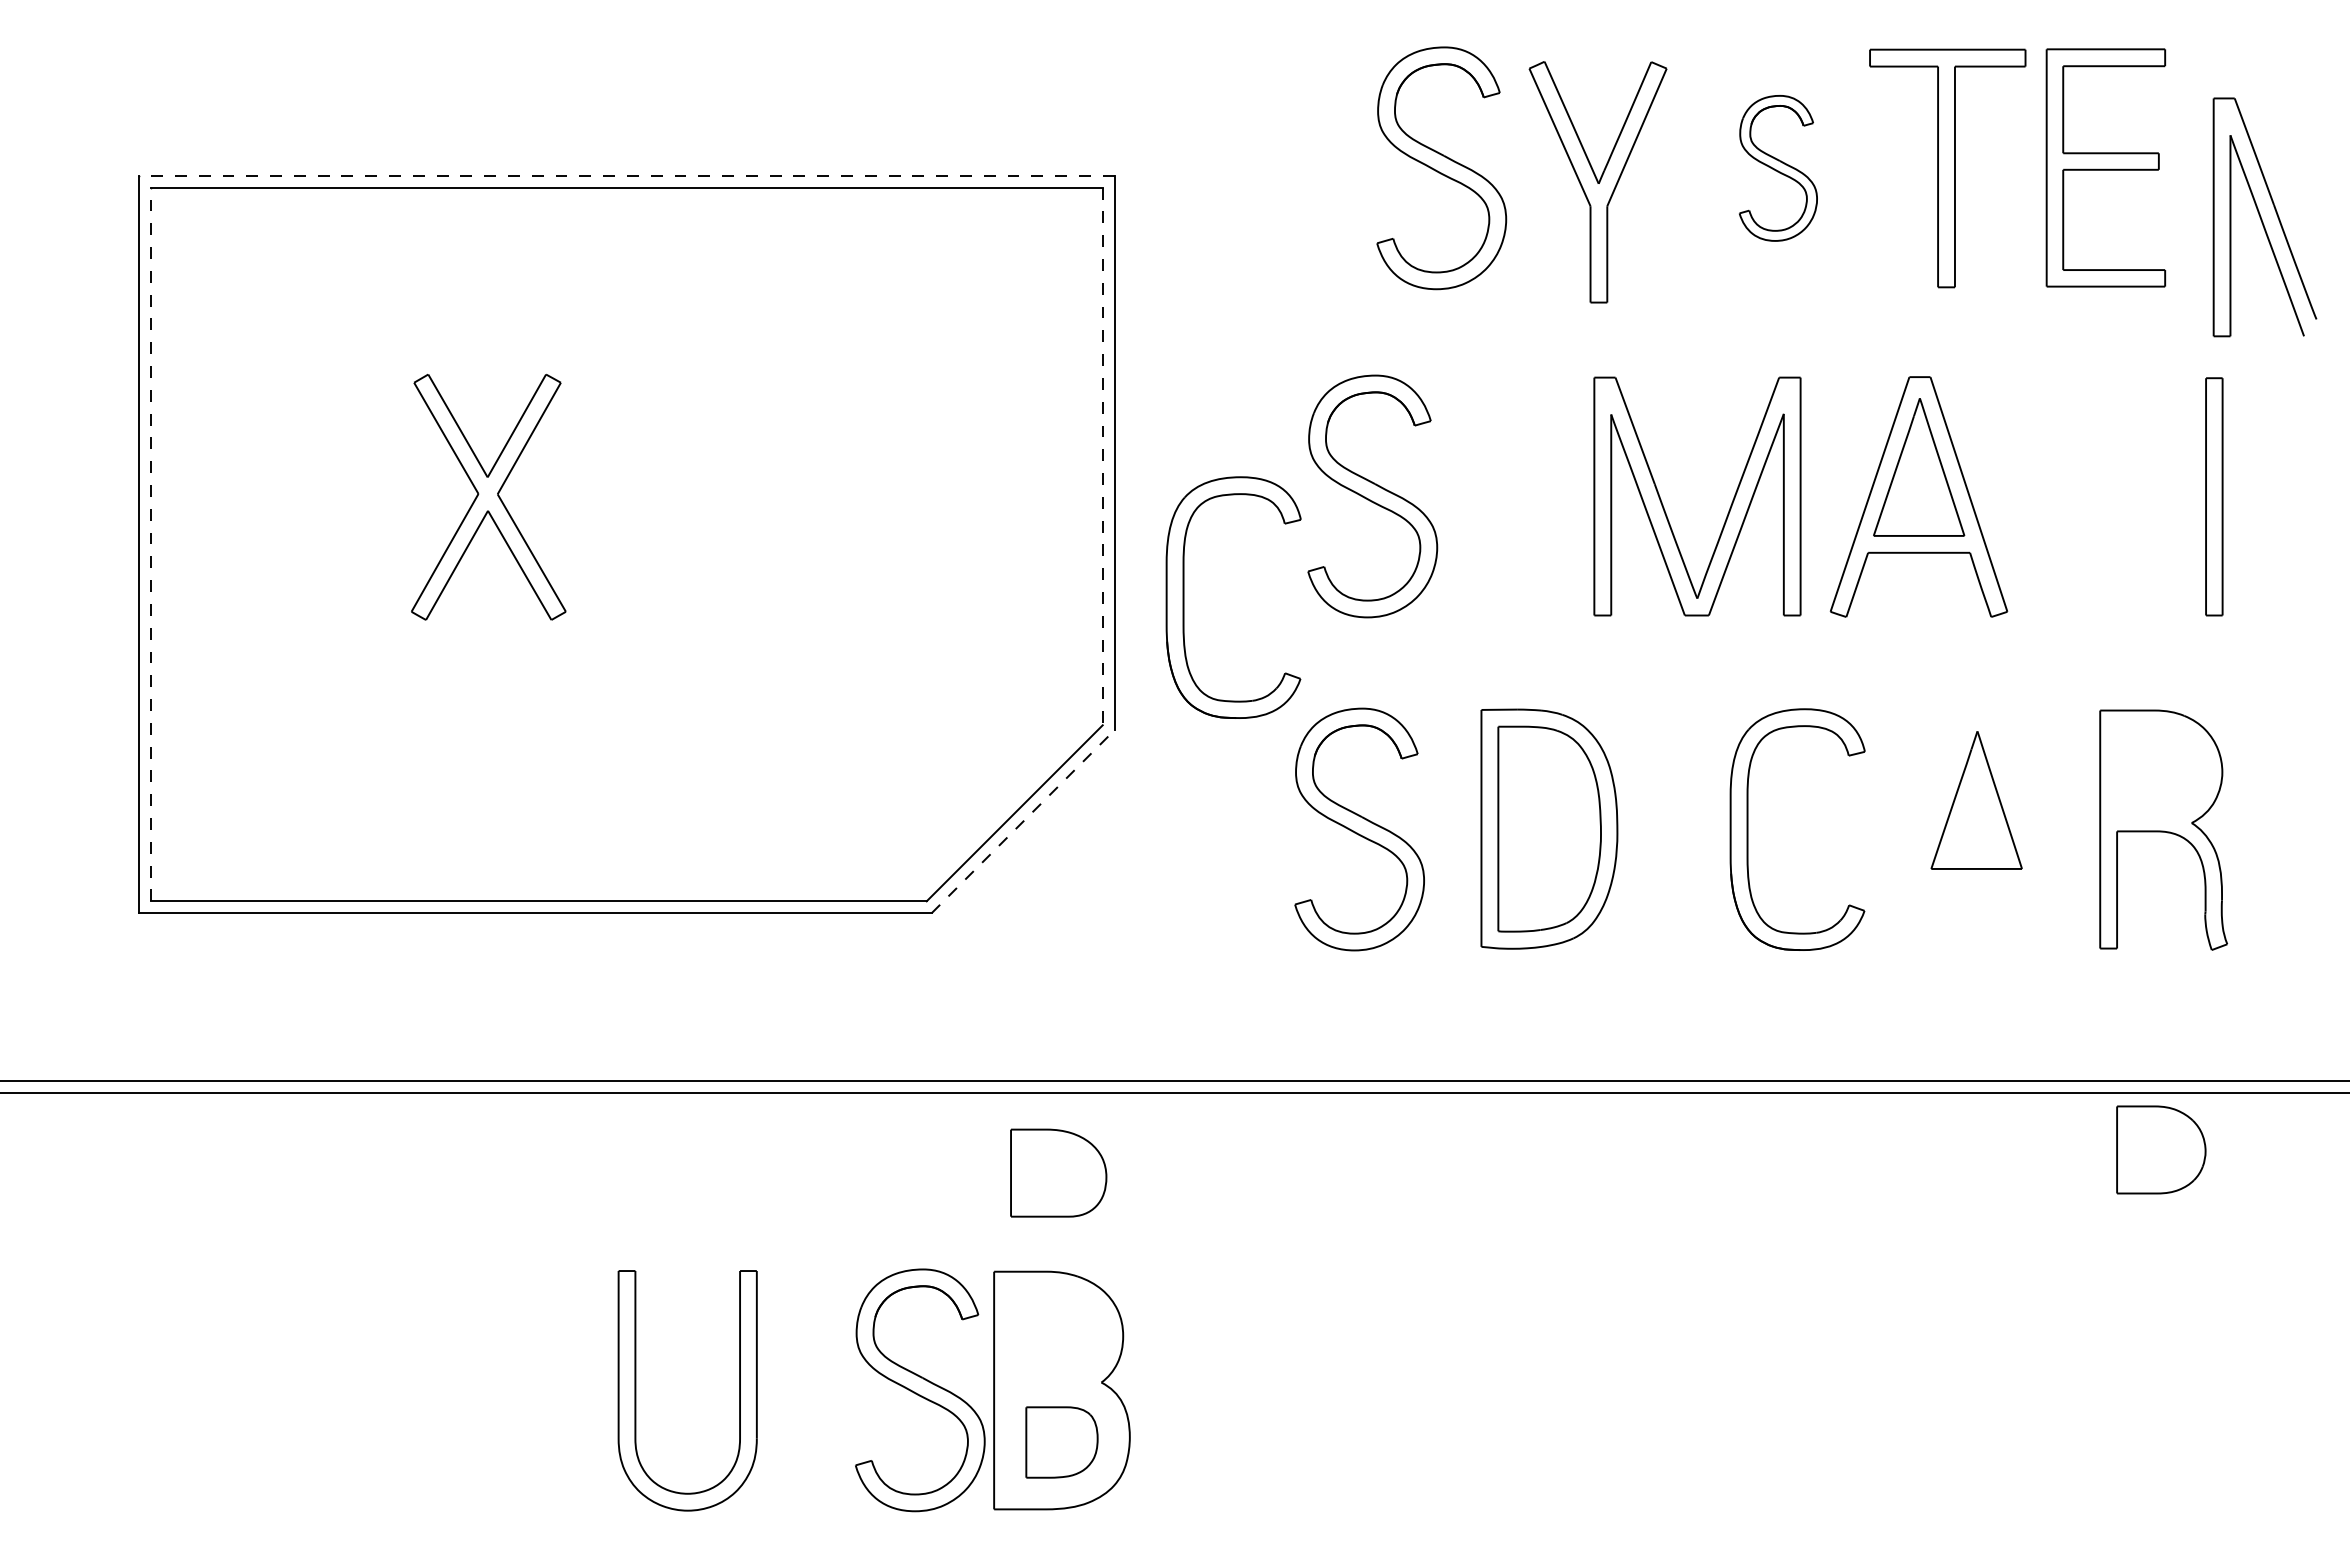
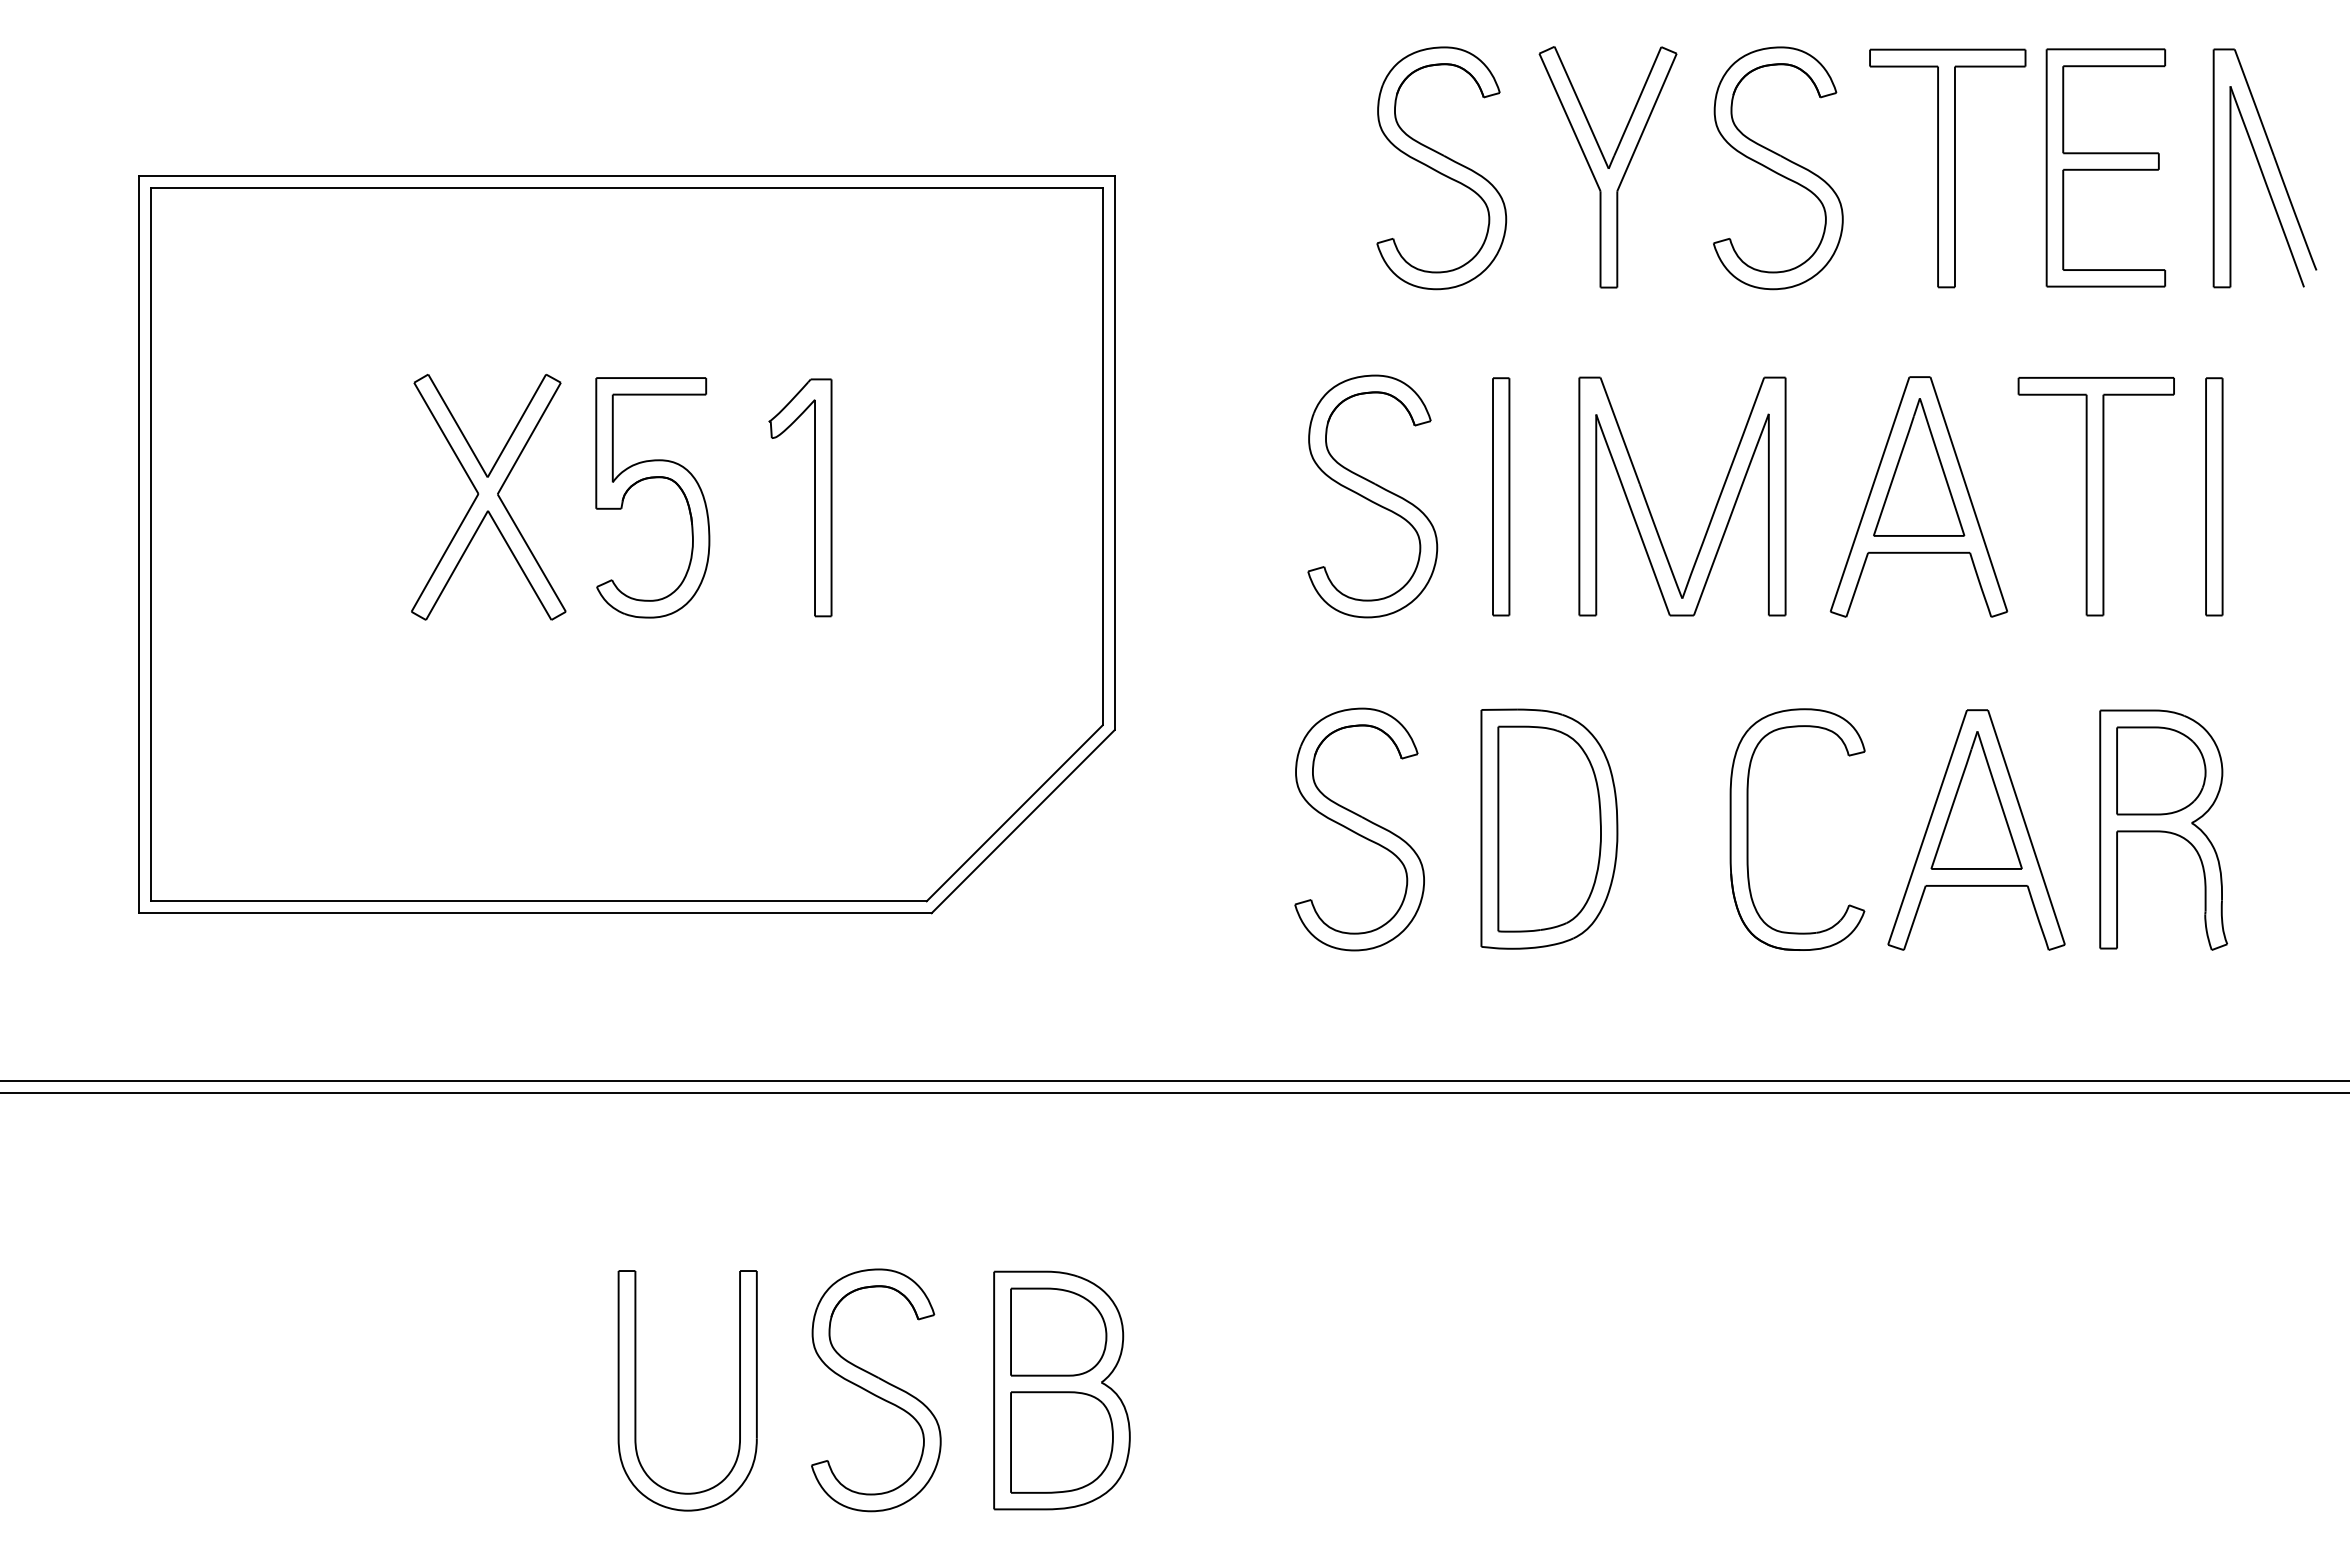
part size: 79x147 px -> 131x245 px (1778, 168)
line: dashed -> solid (626, 175)
part position: (1597, 182) -> (1607, 167) (1607, 167)
part position: (2264, 217) -> (2264, 168) (2264, 168)
line: dashed -> solid (1102, 456)
part: none -> present (648, 479)
part: none -> present (1501, 496)
part: none -> present (2095, 496)
part: none -> present (814, 497)
part position: (1729, 507) -> (1714, 507) (1714, 507)
line: dashed -> solid (151, 544)
part: present -> none (1184, 597)
line: dashed -> solid (1023, 821)
part: none -> present (1976, 829)
part position: (2161, 1149) -> (2161, 770) (2161, 770)
part position: (1058, 1172) -> (1058, 1331) (1058, 1331)
part position: (920, 1390) -> (876, 1390) (876, 1390)
part size: 74x73 px -> 104x103 px (1061, 1442)
